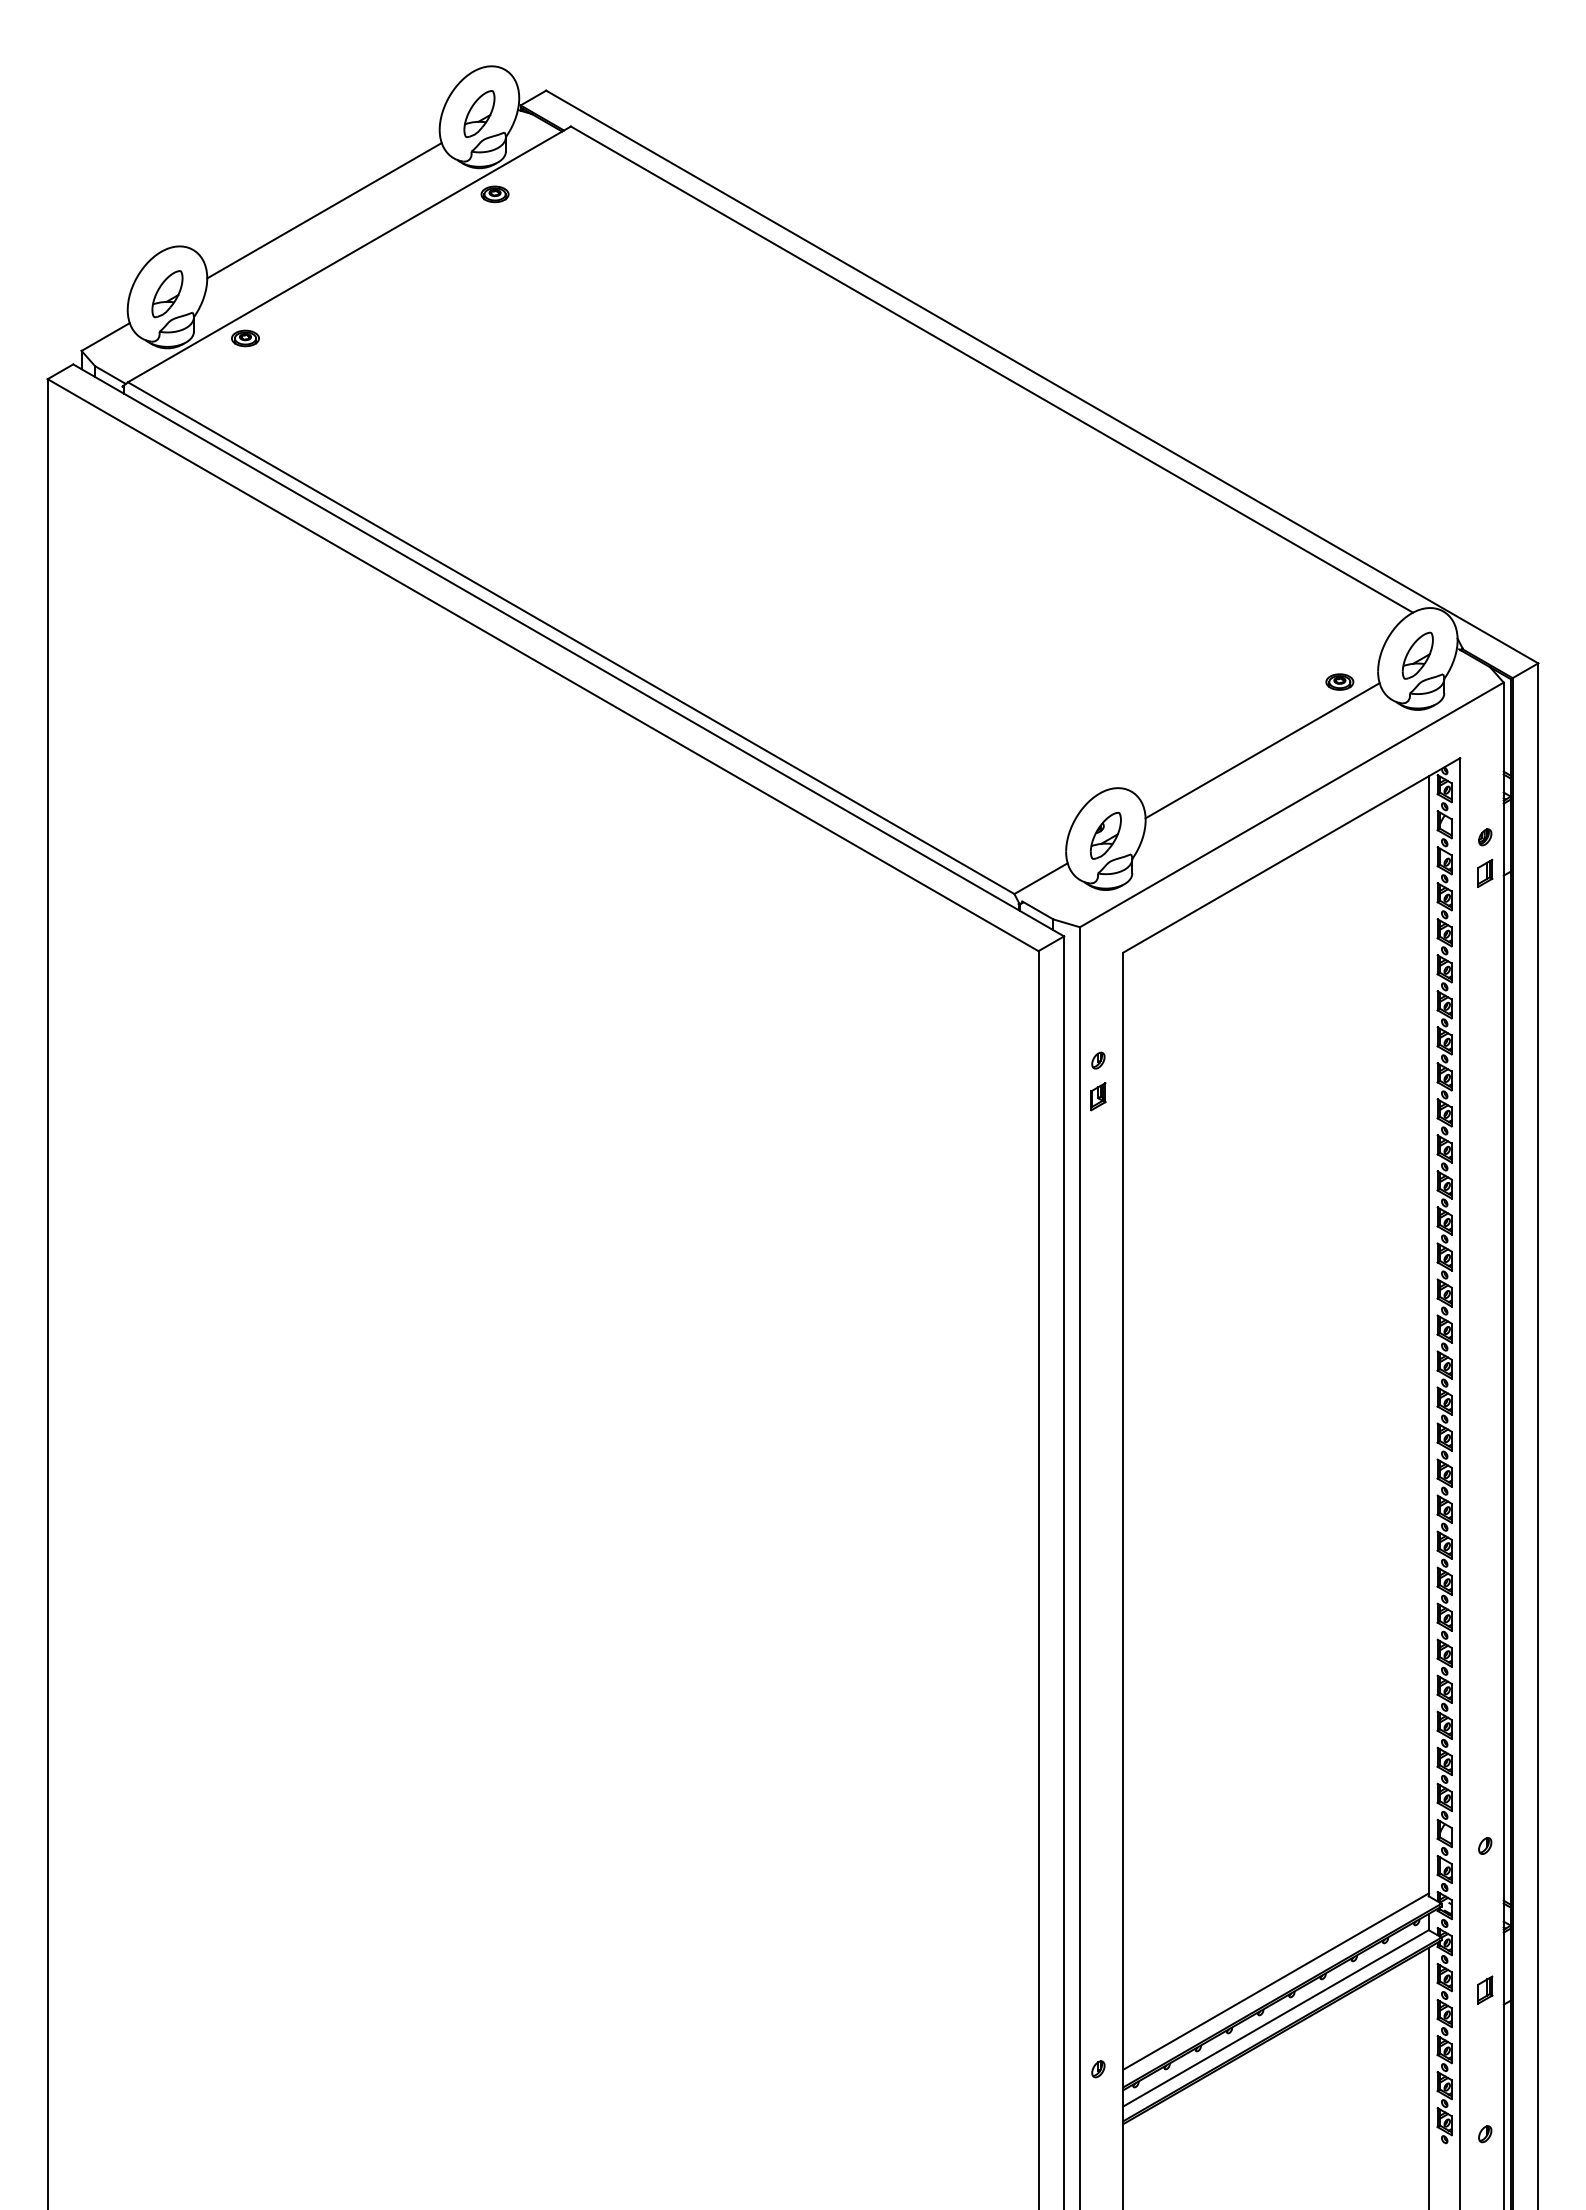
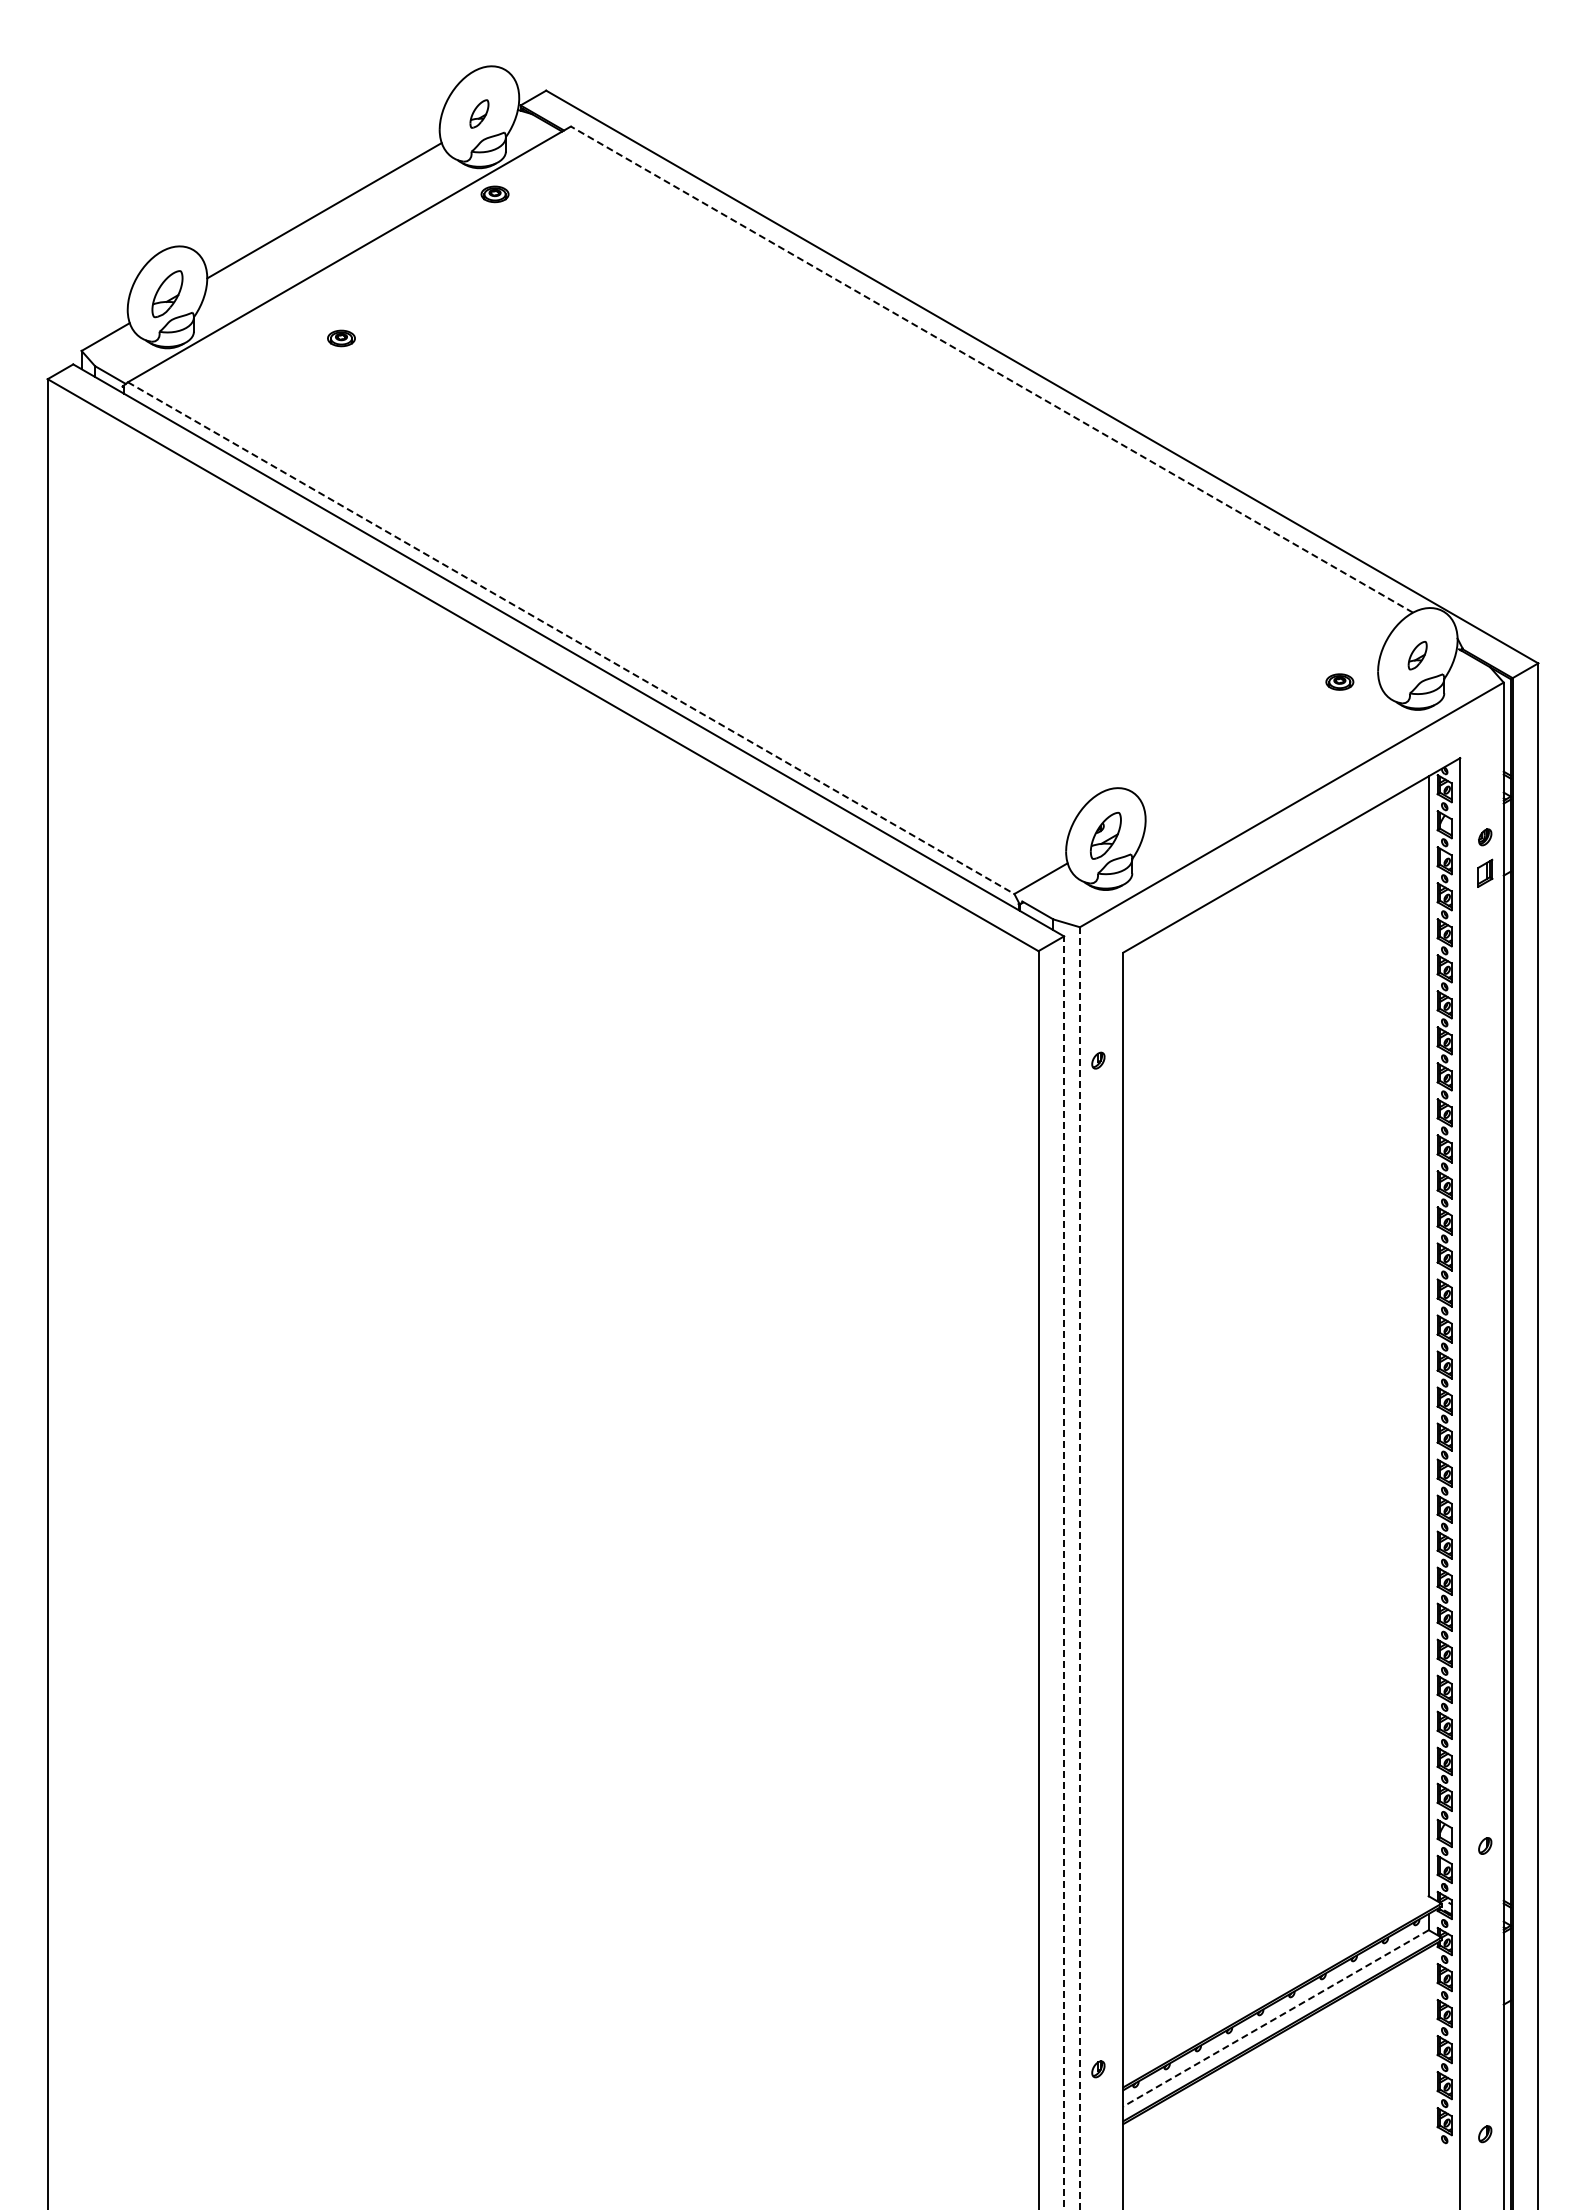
part size: 33x48 px -> 21x30 px (479, 113)
part position: (245, 338) -> (341, 338) (341, 338)
line: solid -> dashed (991, 369)
line: solid -> dashed (571, 638)
part size: 33x49 px -> 21x30 px (1417, 655)
line: present -> none (1262, 750)
part: present -> none (1098, 1096)
line: solid -> dashed (1079, 1568)
line: solid -> dashed (1064, 1572)
line: present -> none (1276, 1981)
part: present -> none (1485, 1989)
line: solid -> dashed (1275, 2018)
line: present -> none (1429, 2076)
